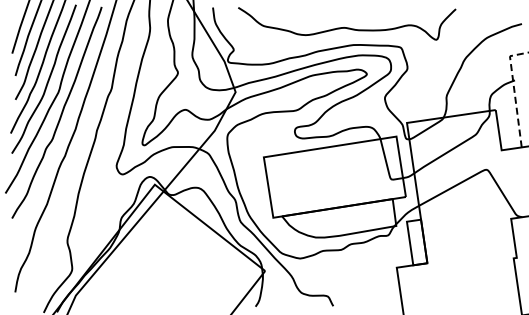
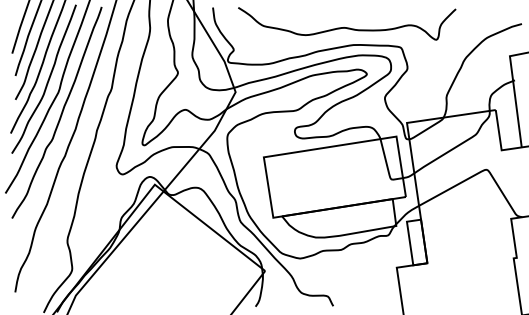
line: dashed -> solid (514, 91)
